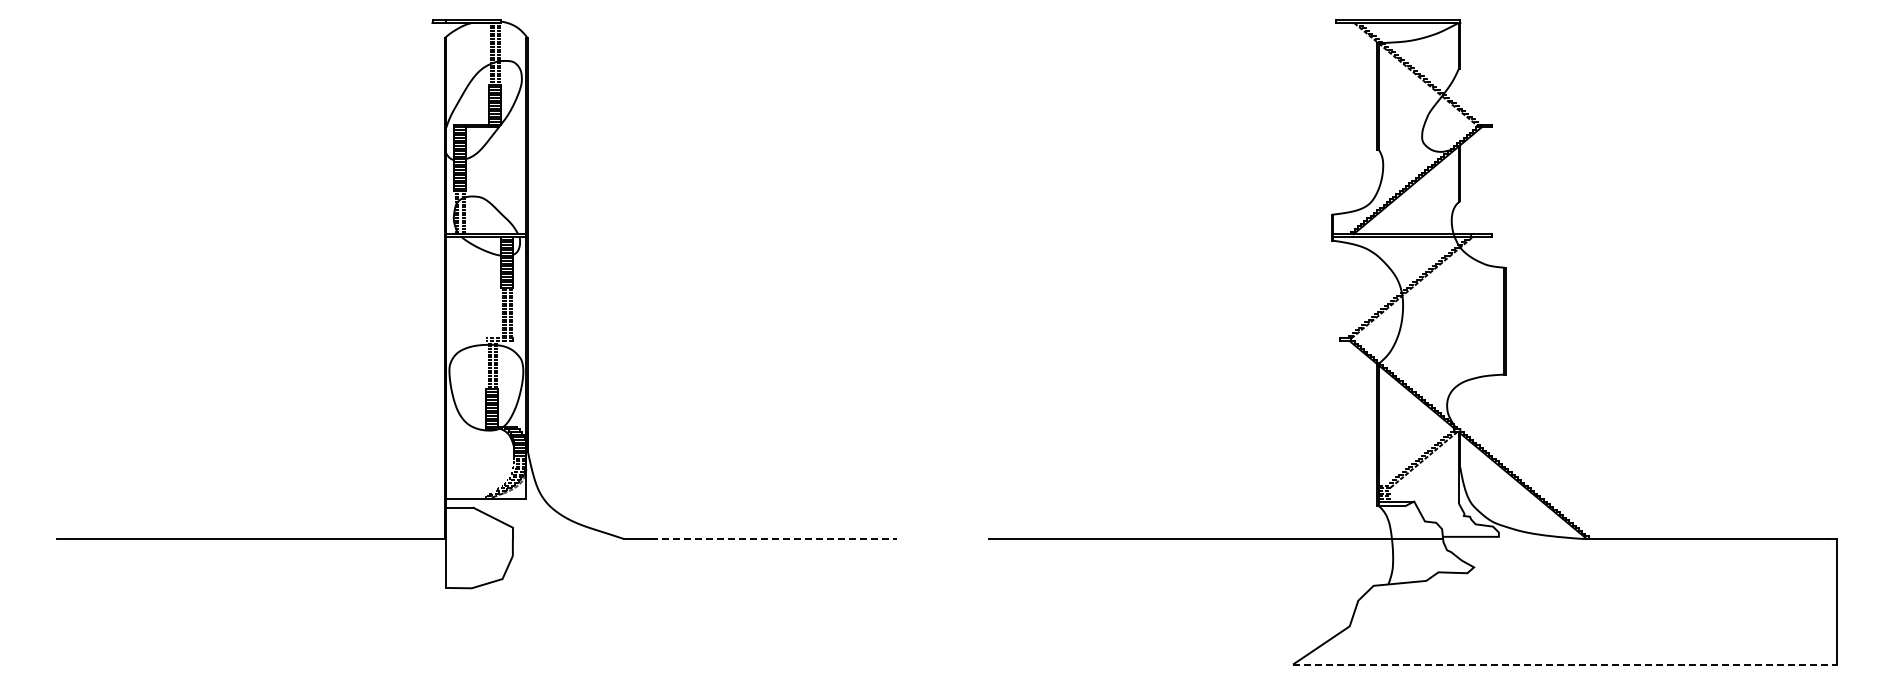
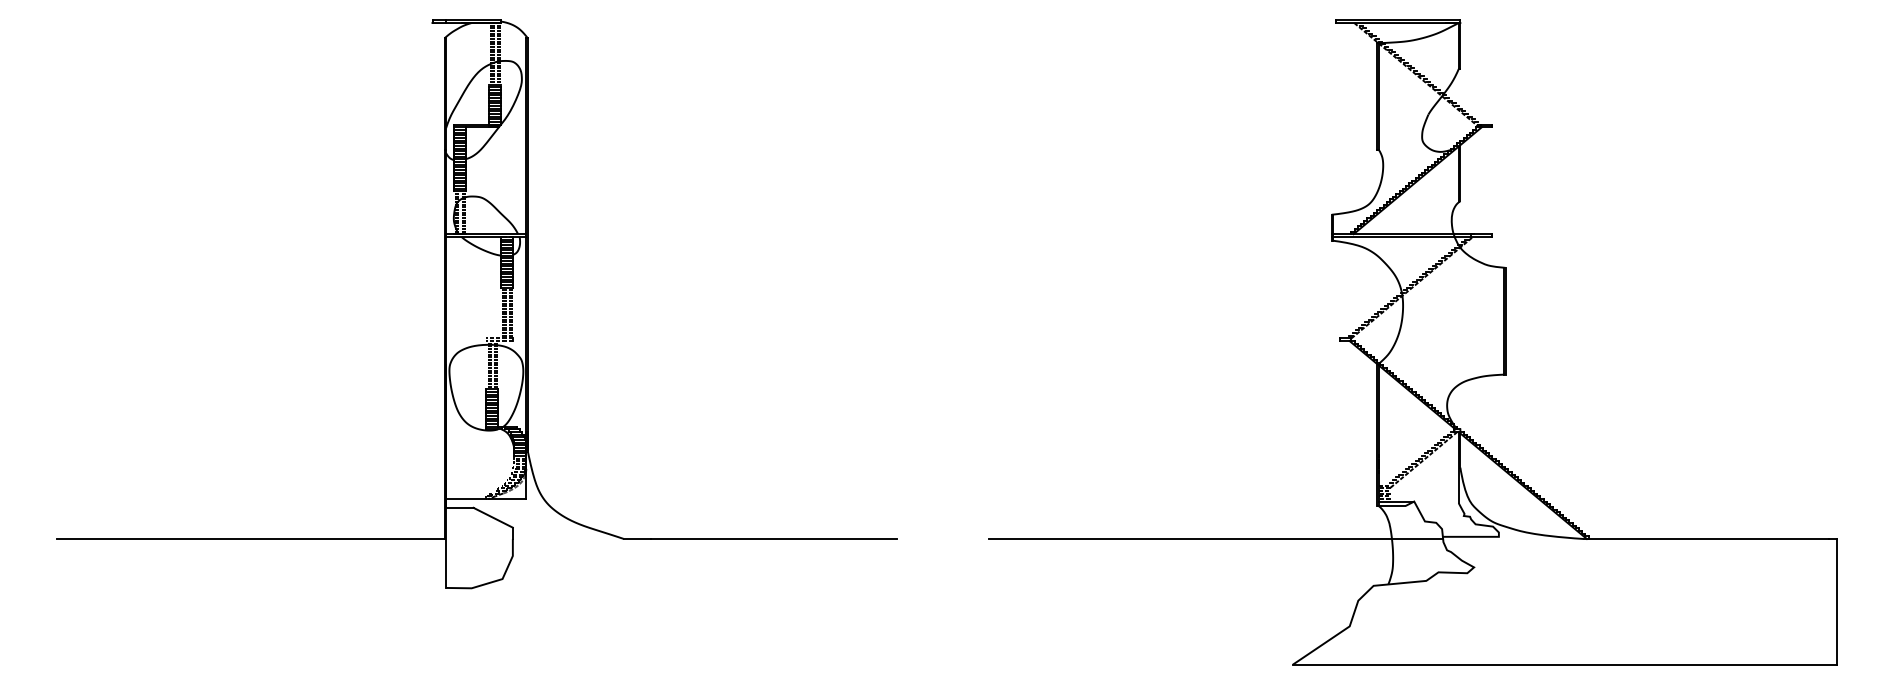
line: dashed -> solid (773, 538)
line: dashed -> solid (1565, 664)
